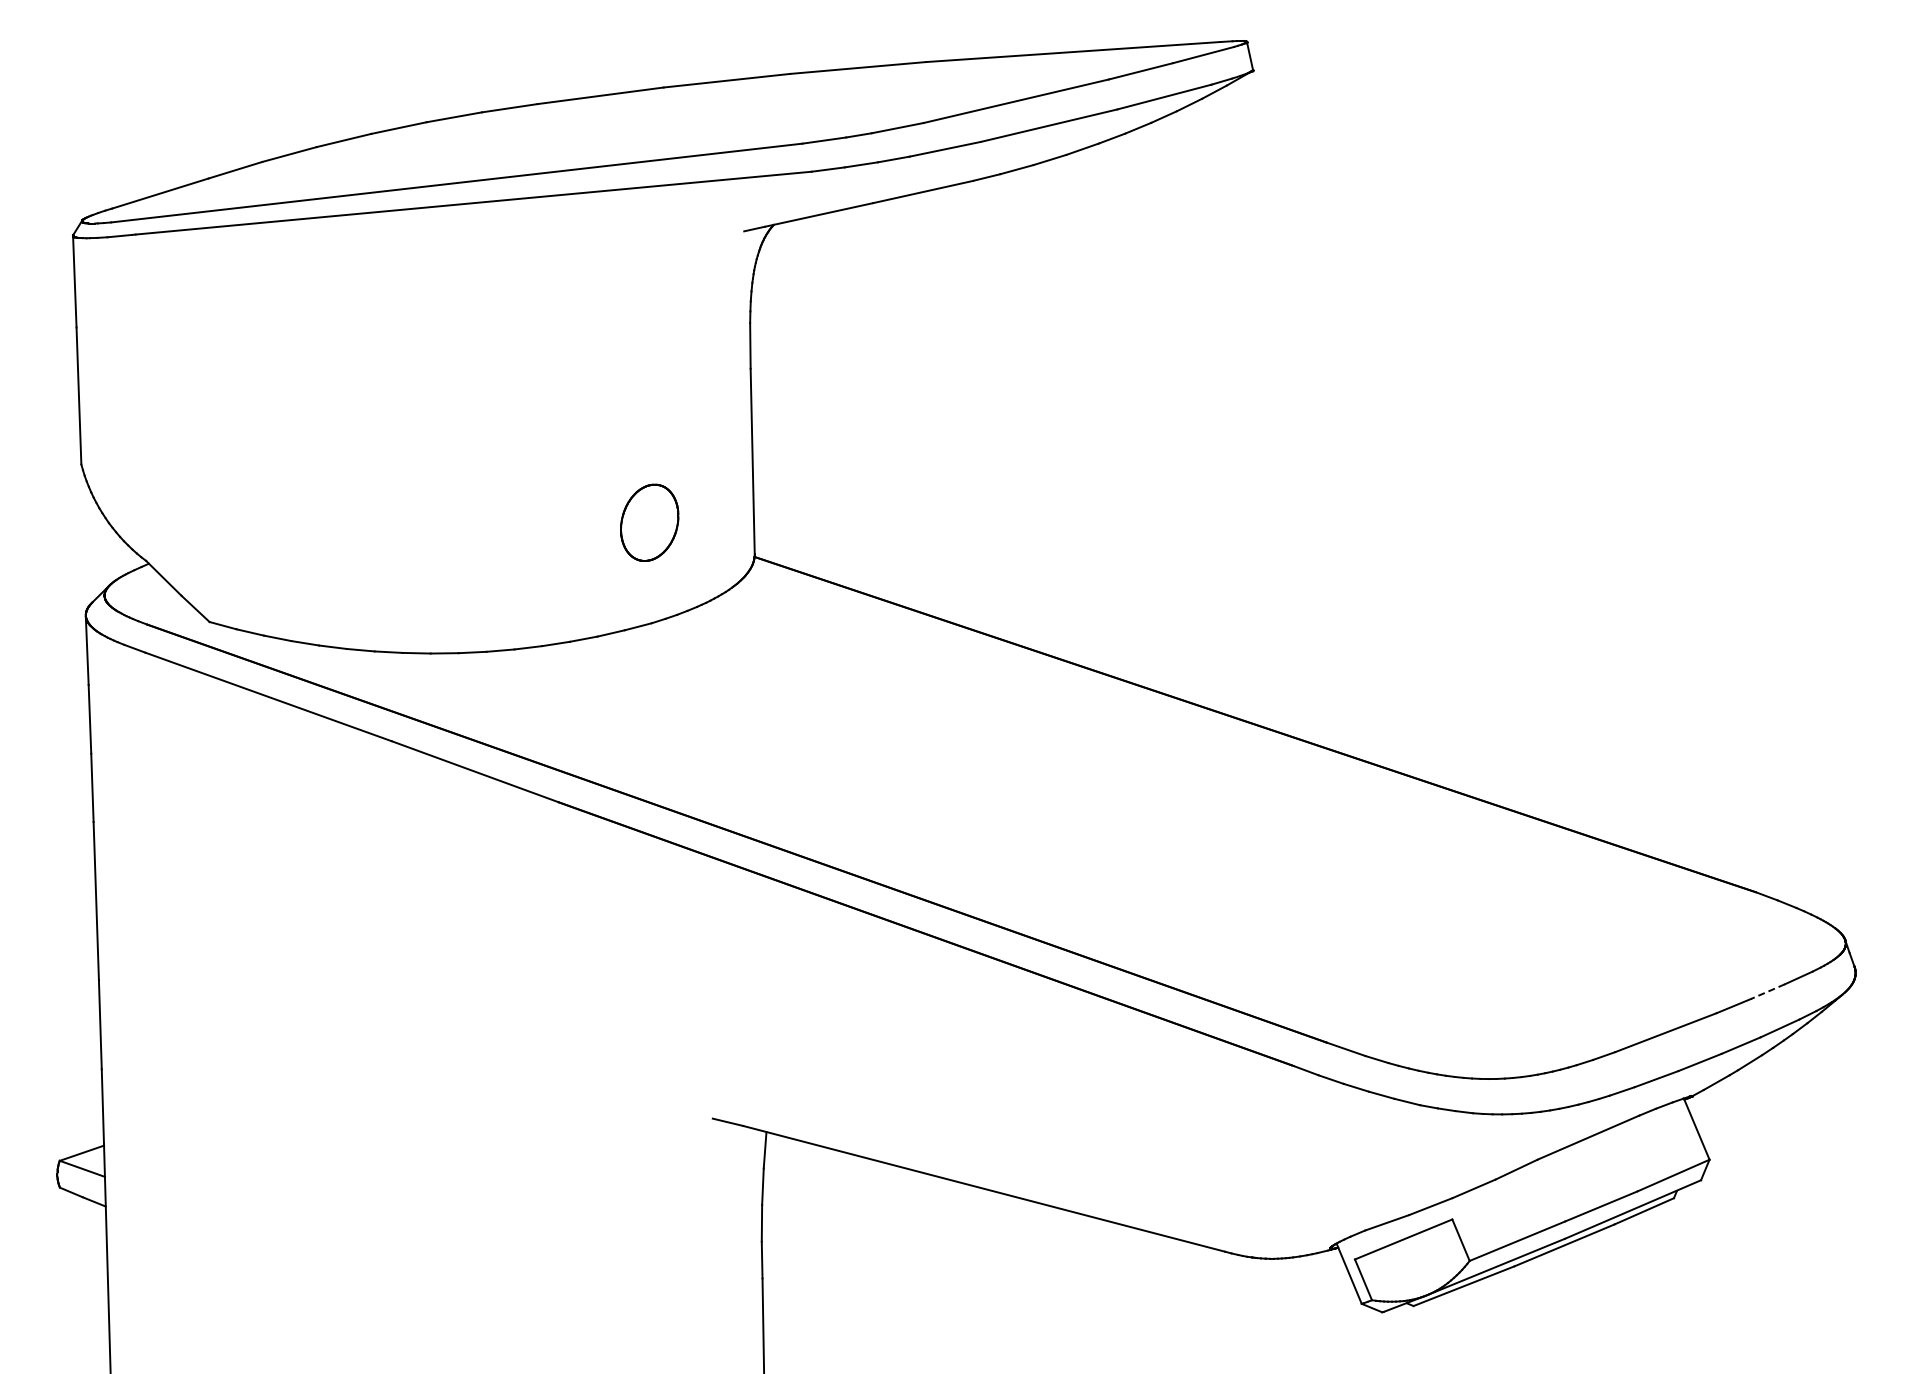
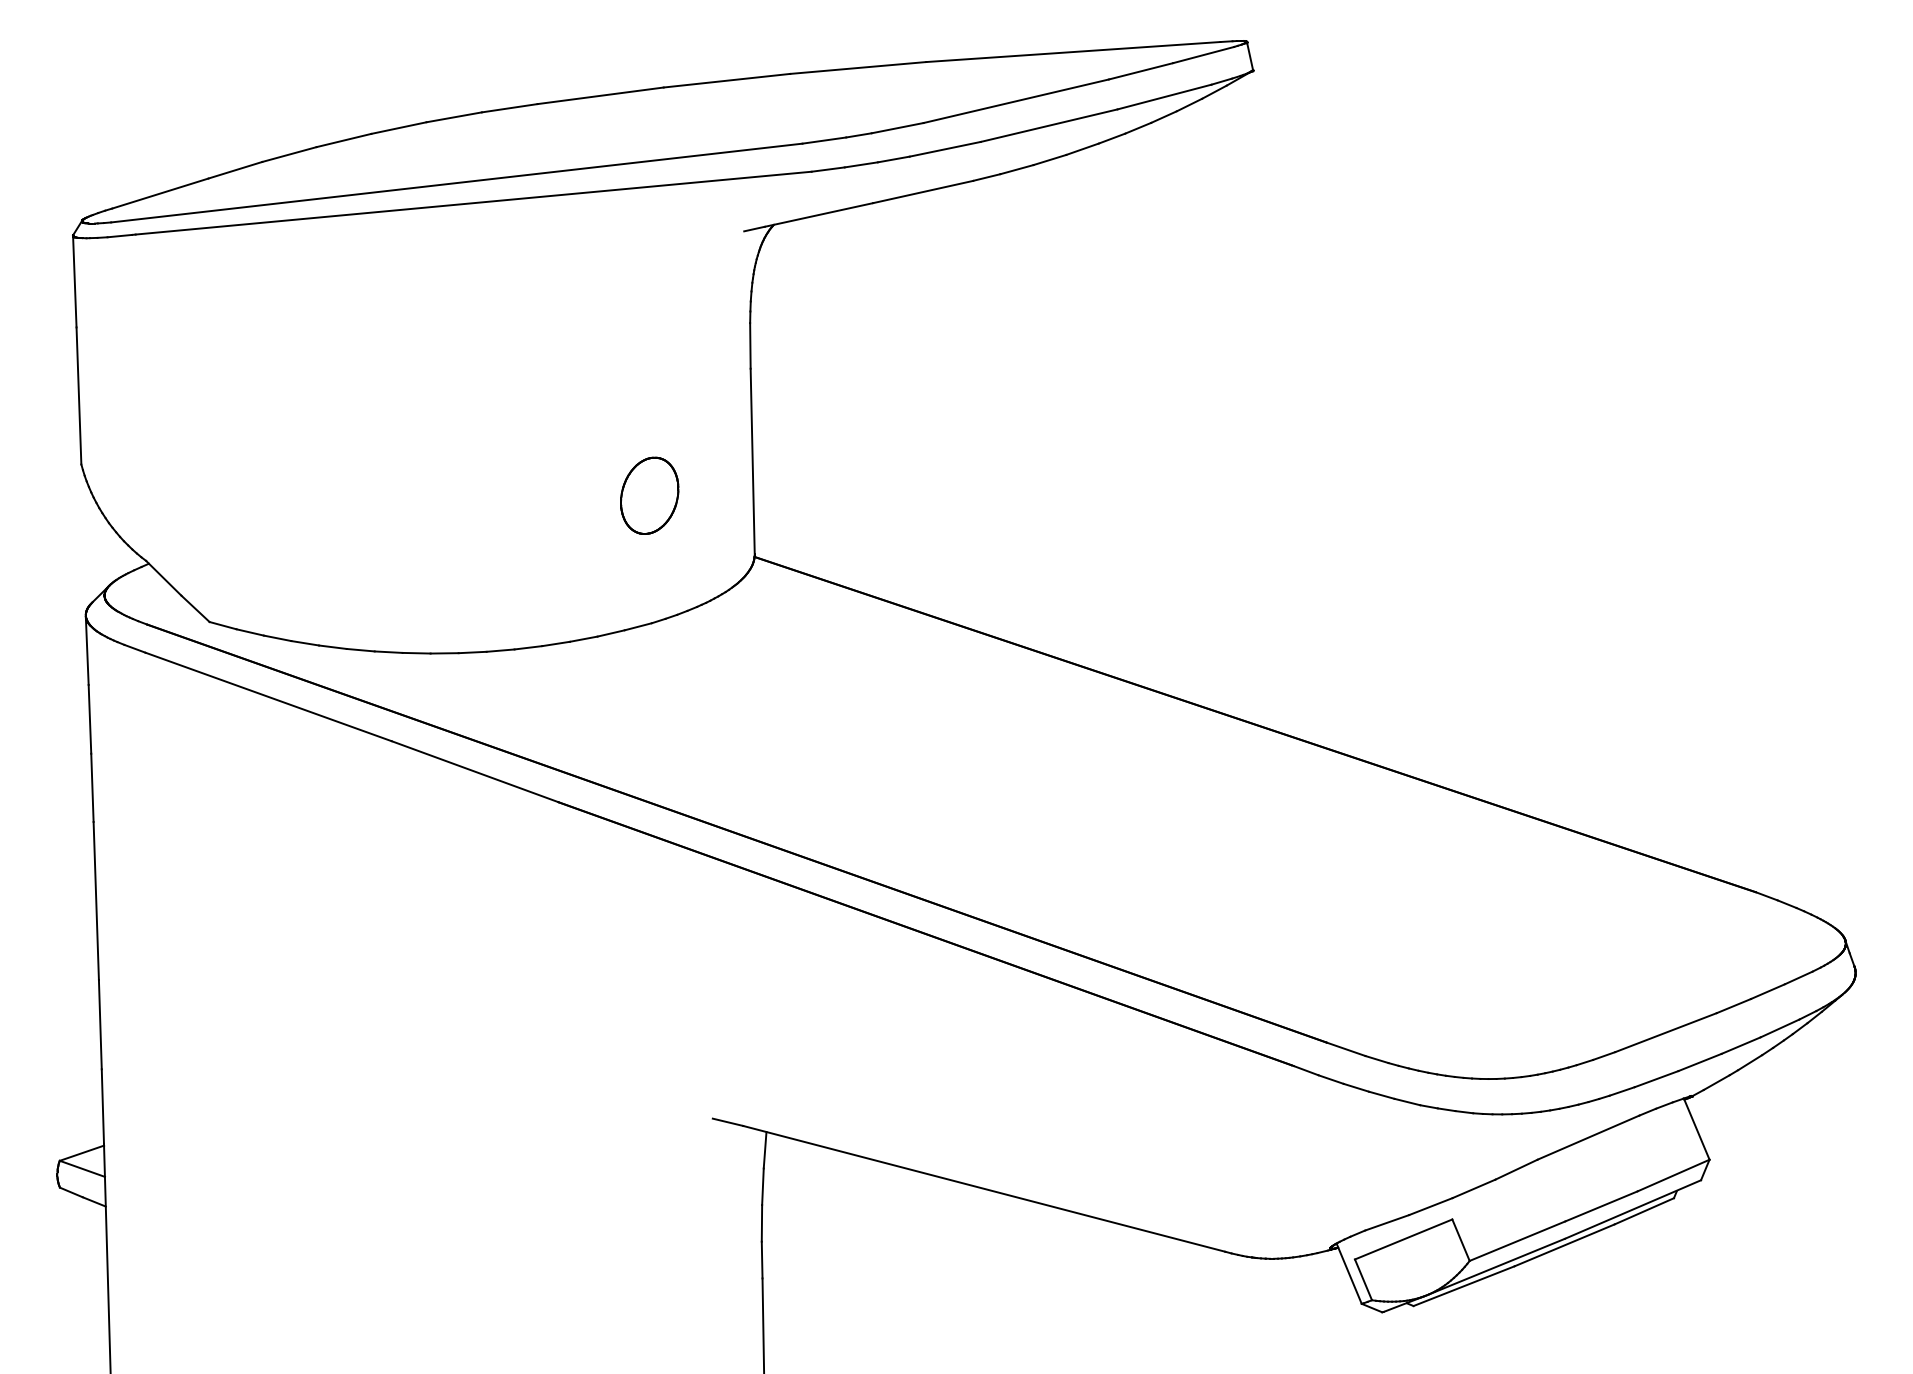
part position: (649, 522) -> (649, 495) (649, 495)
line: dashed -> solid (1767, 991)
